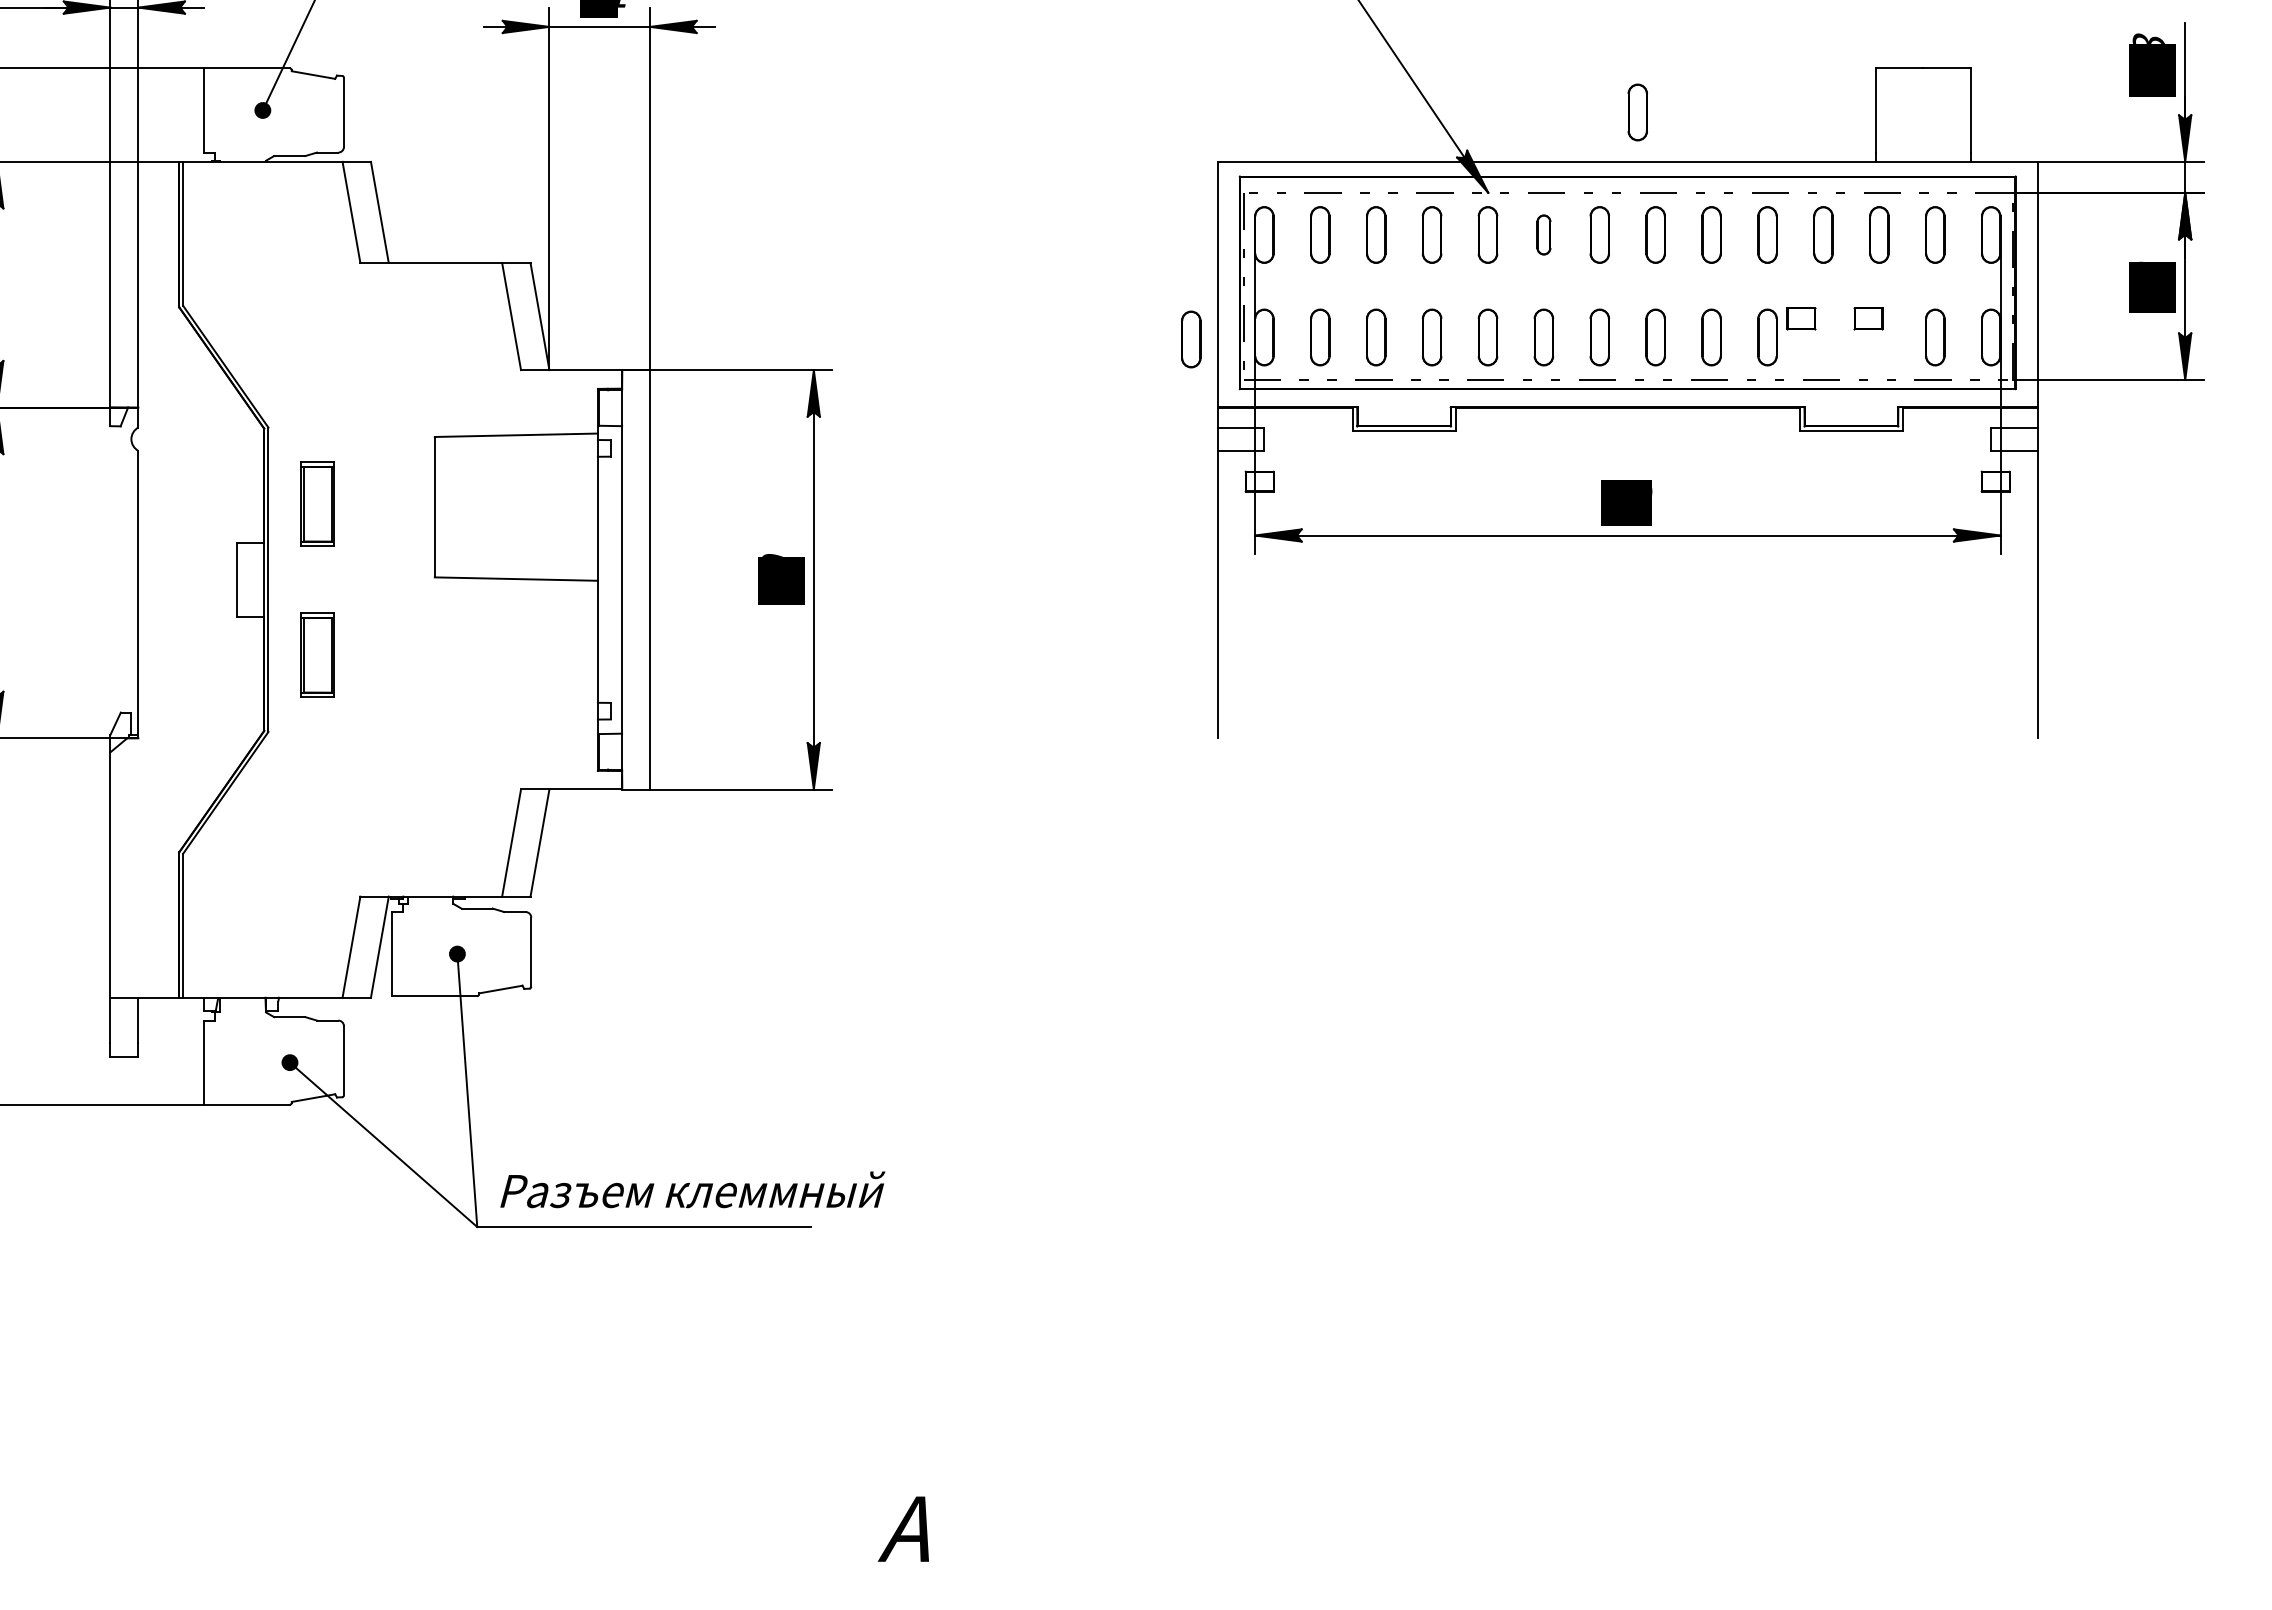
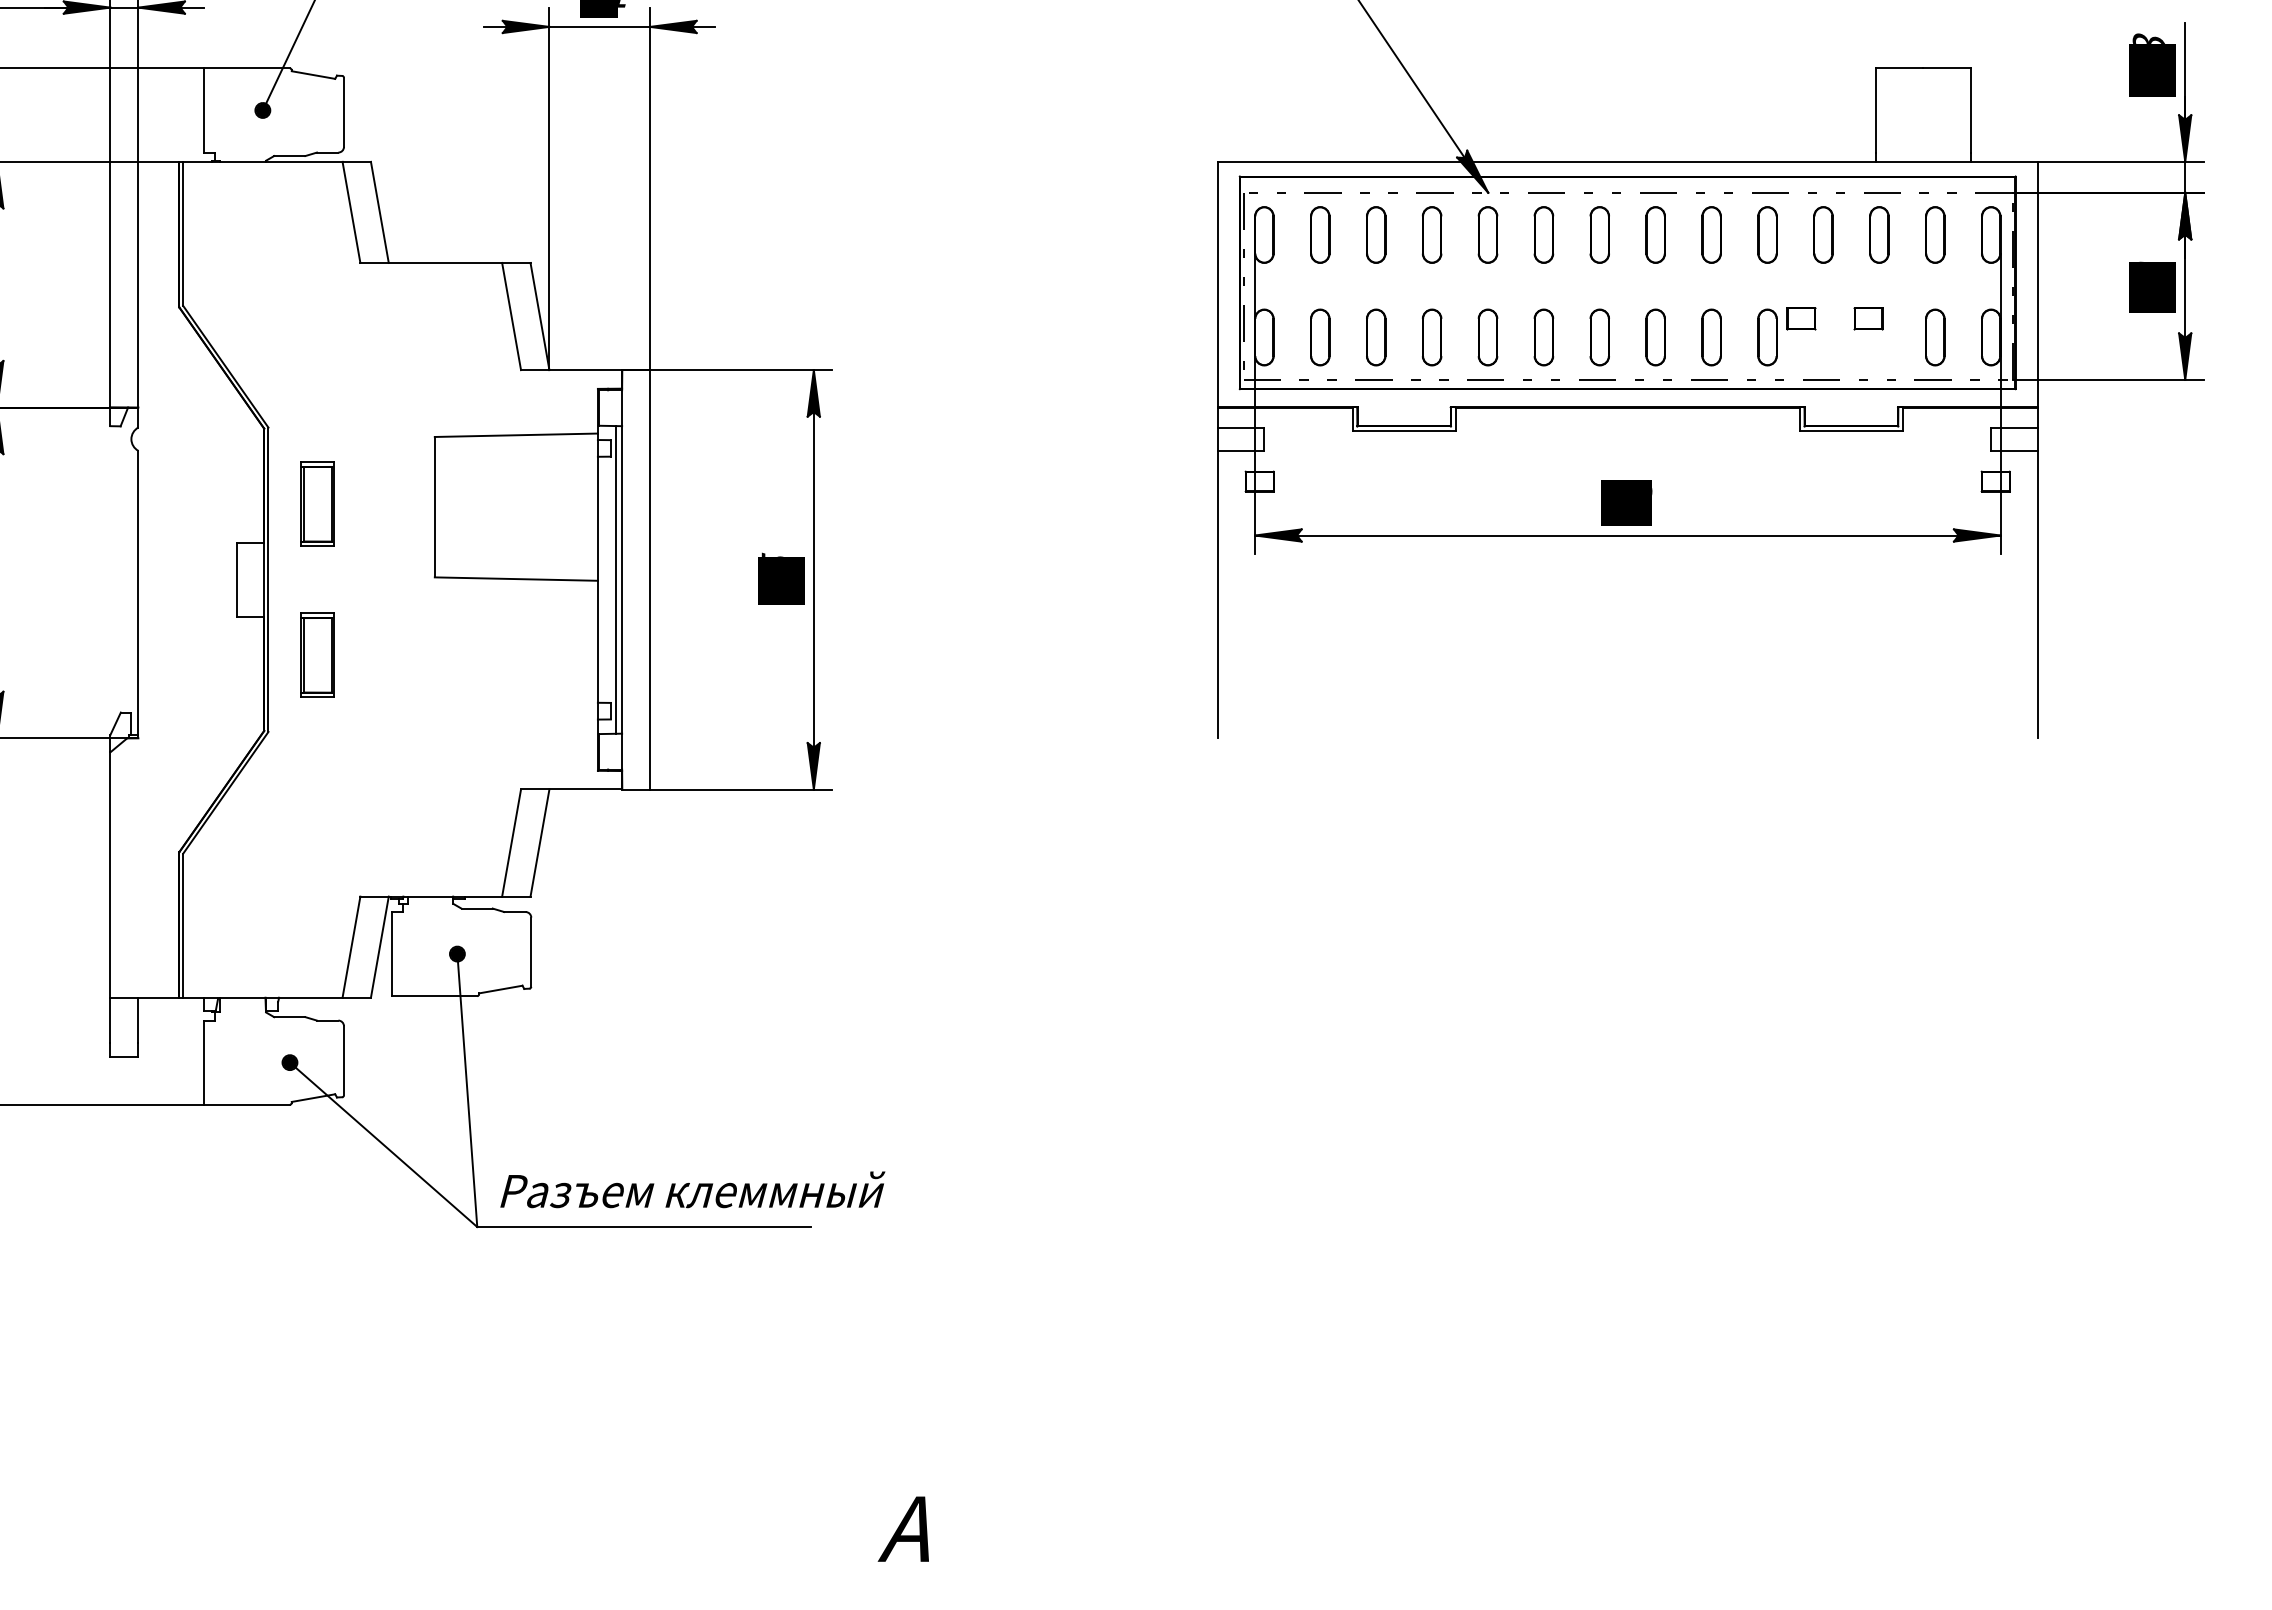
part: present -> none (1637, 112)
part size: 16x42 px -> 22x58 px (1543, 234)
part: present -> none (1191, 339)
text: 30 -> 45 (771, 554)
line: none -> present (615, 579)
